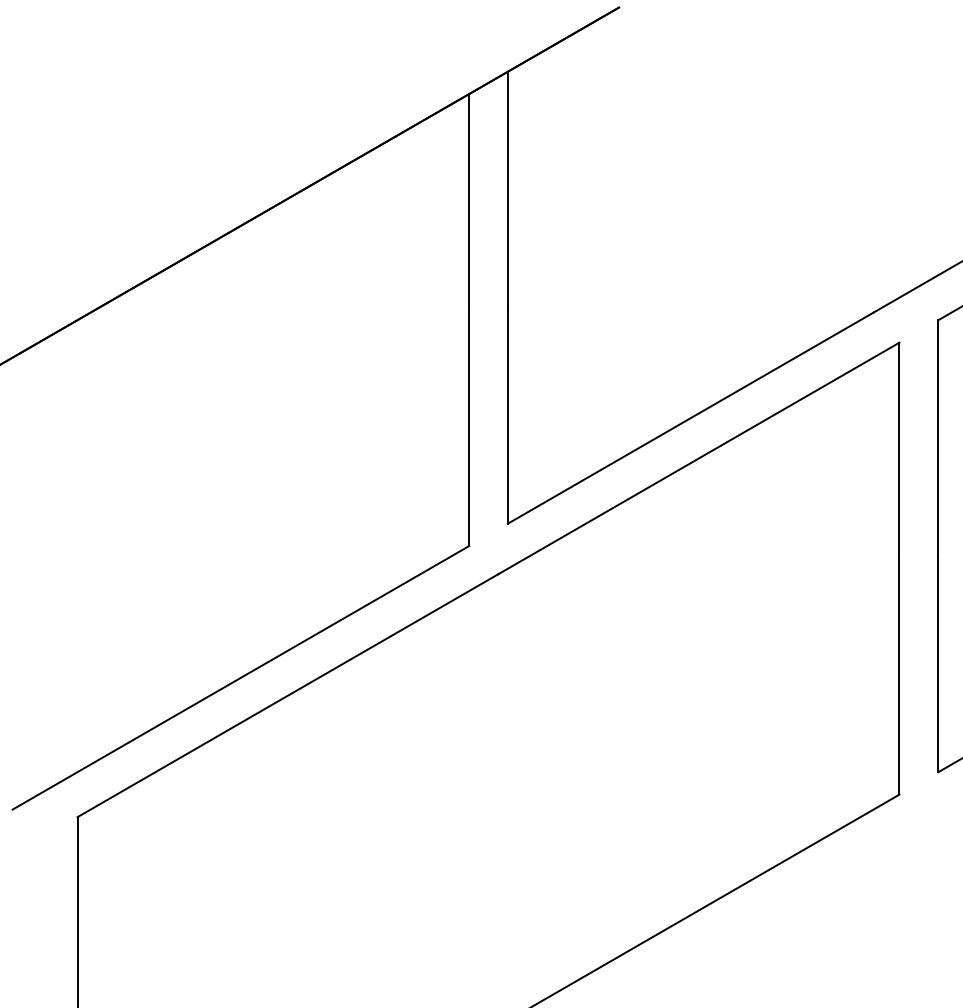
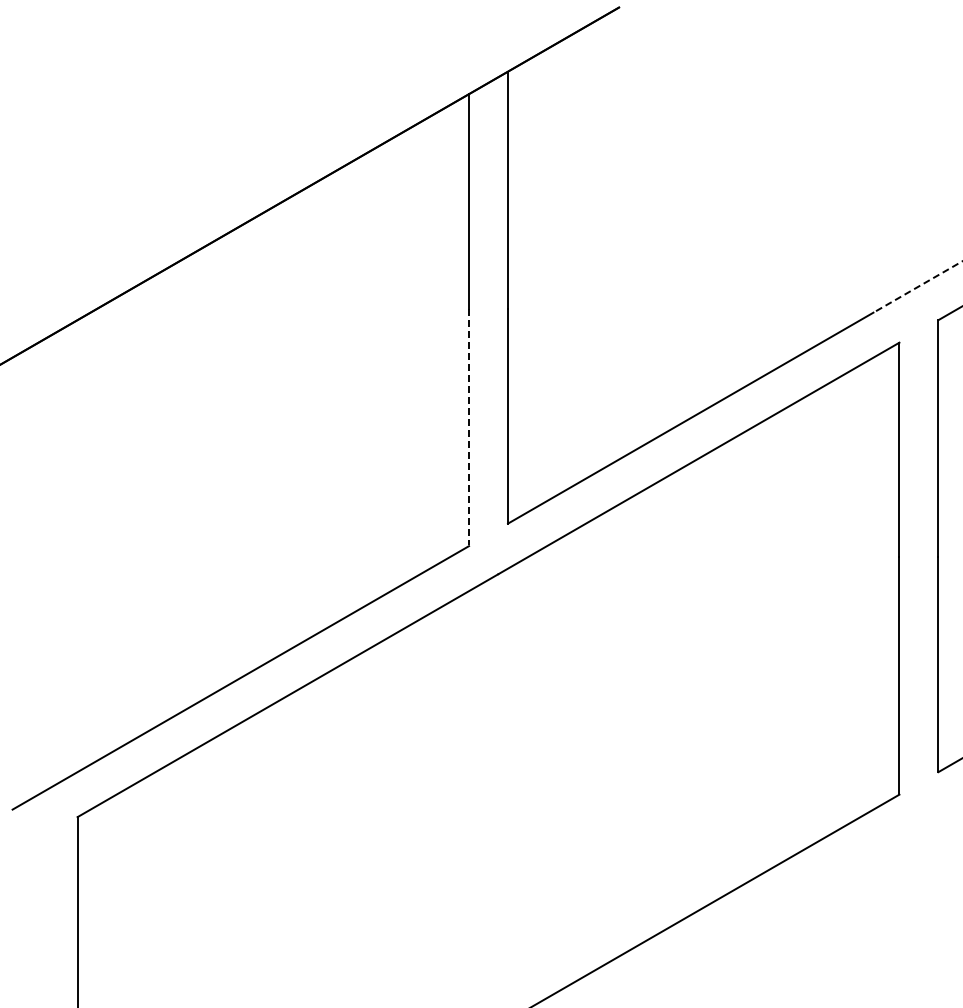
line: solid -> dashed (917, 287)
line: solid -> dashed (469, 427)
